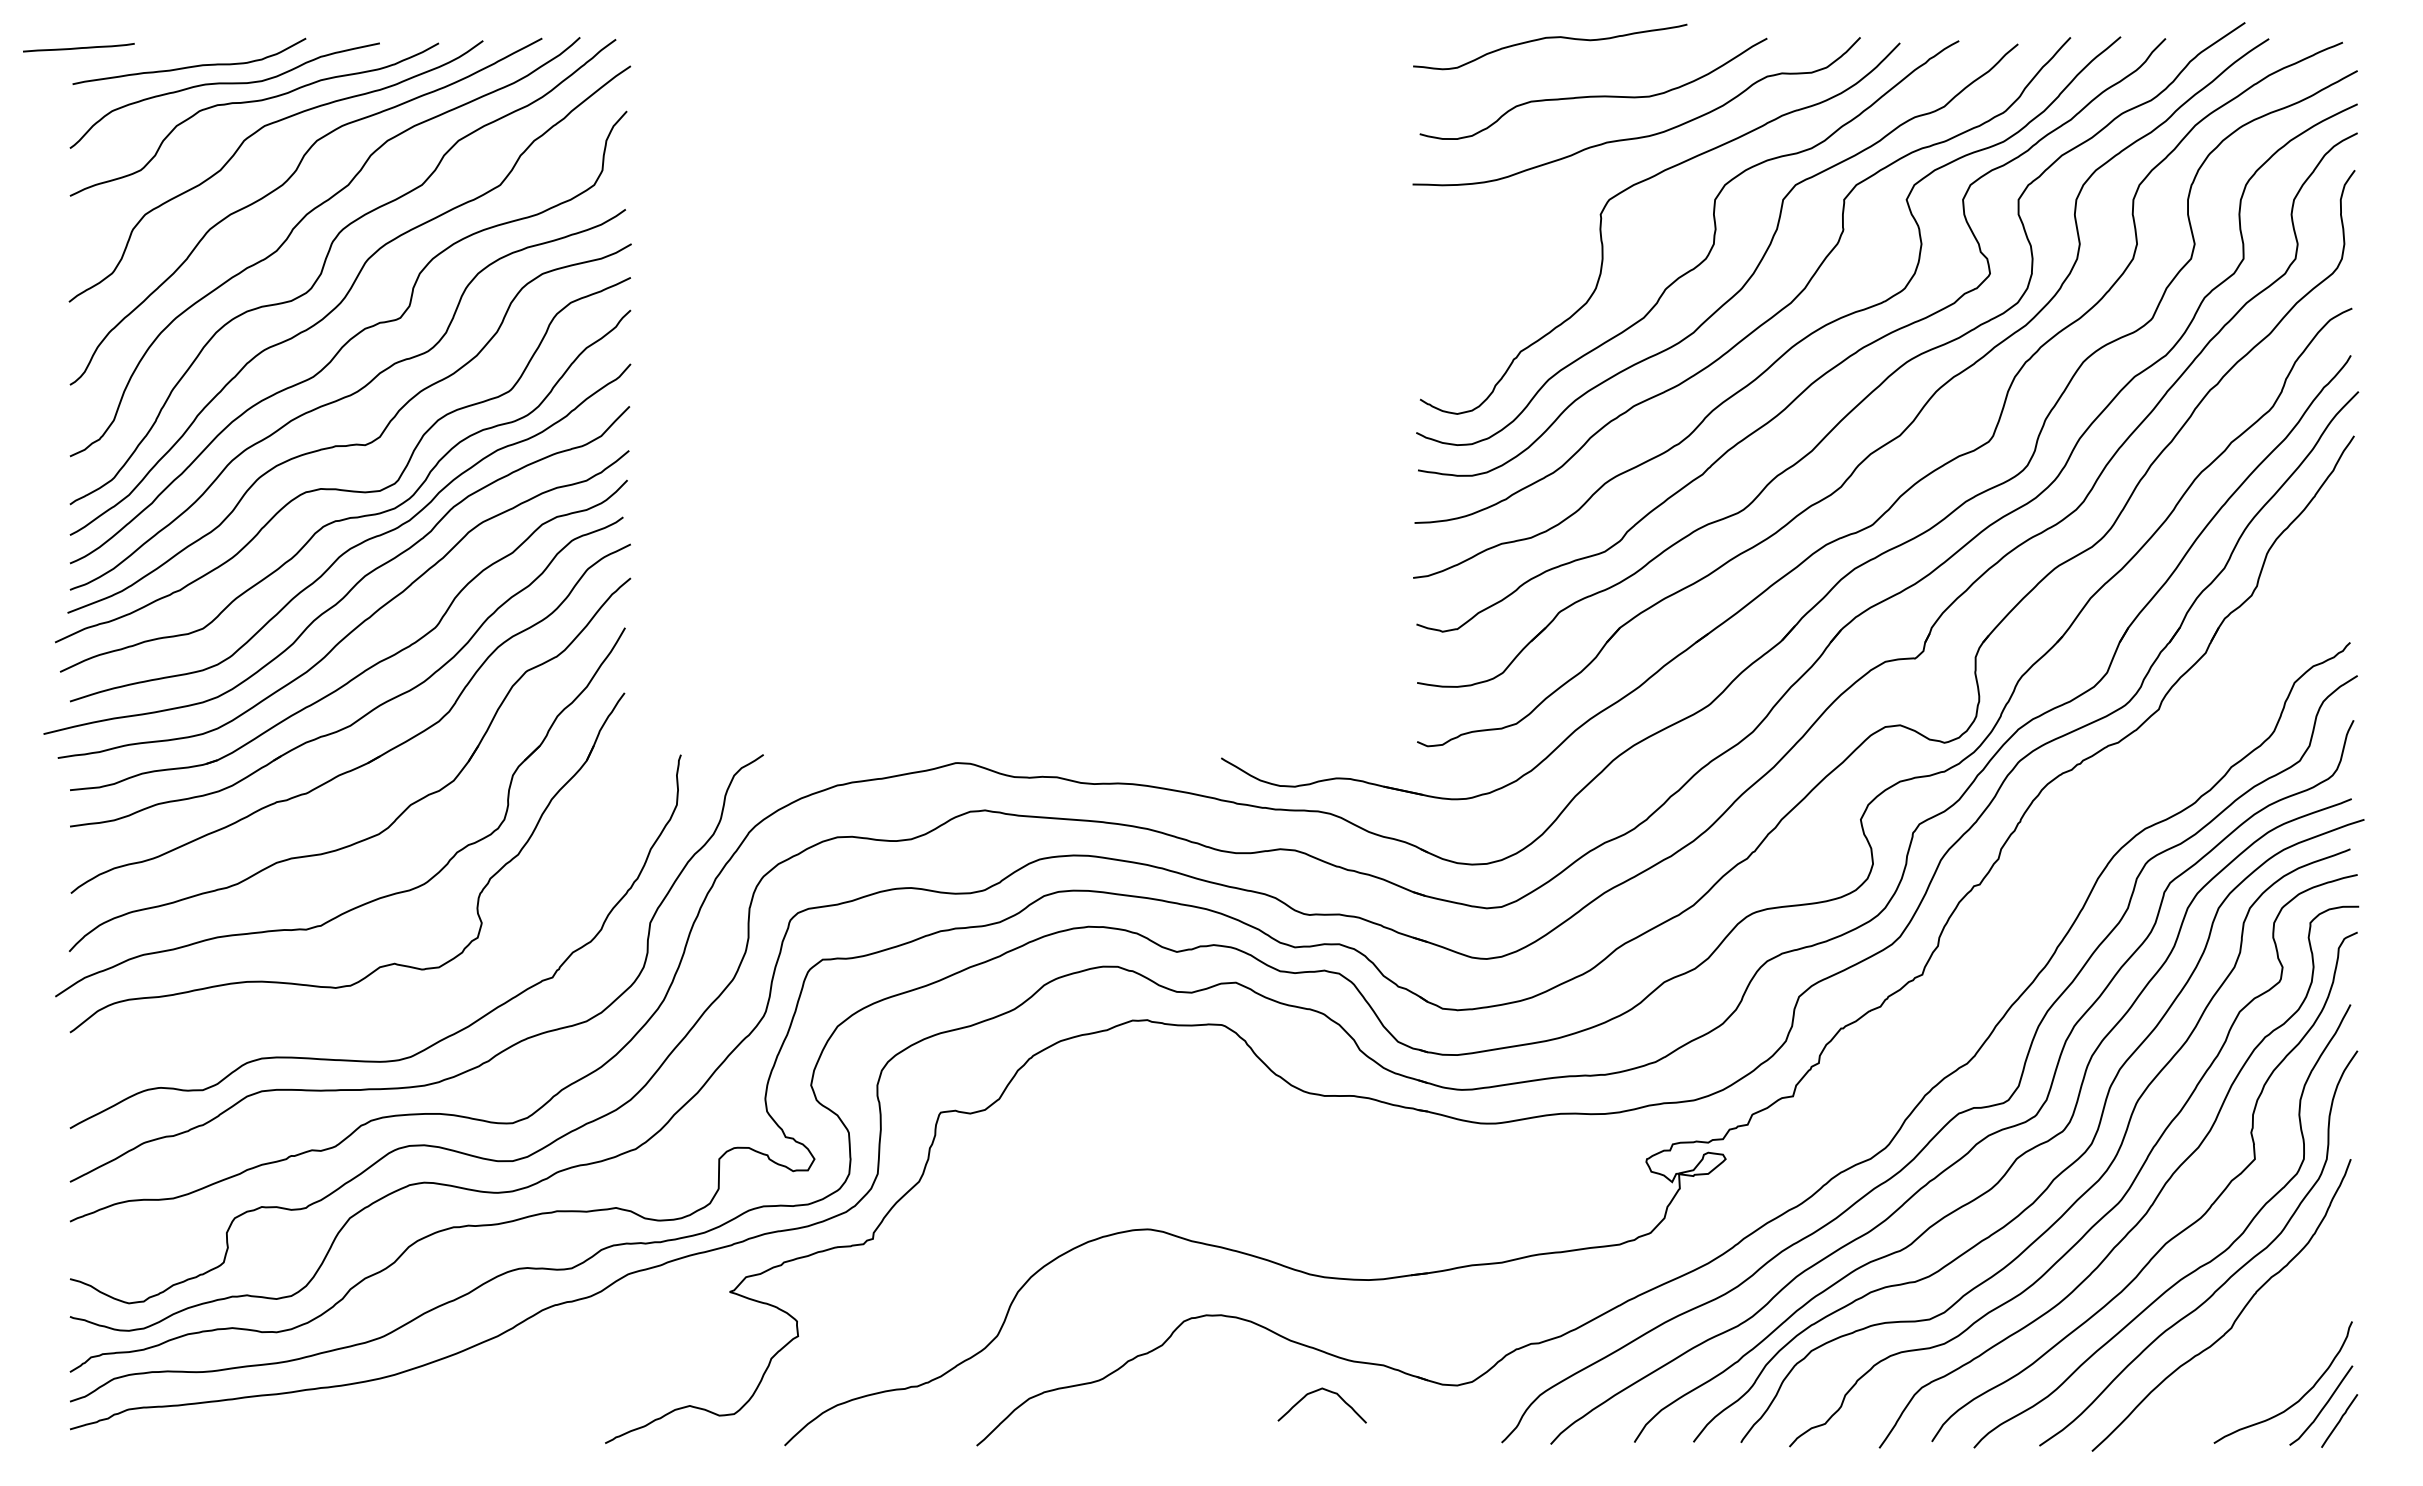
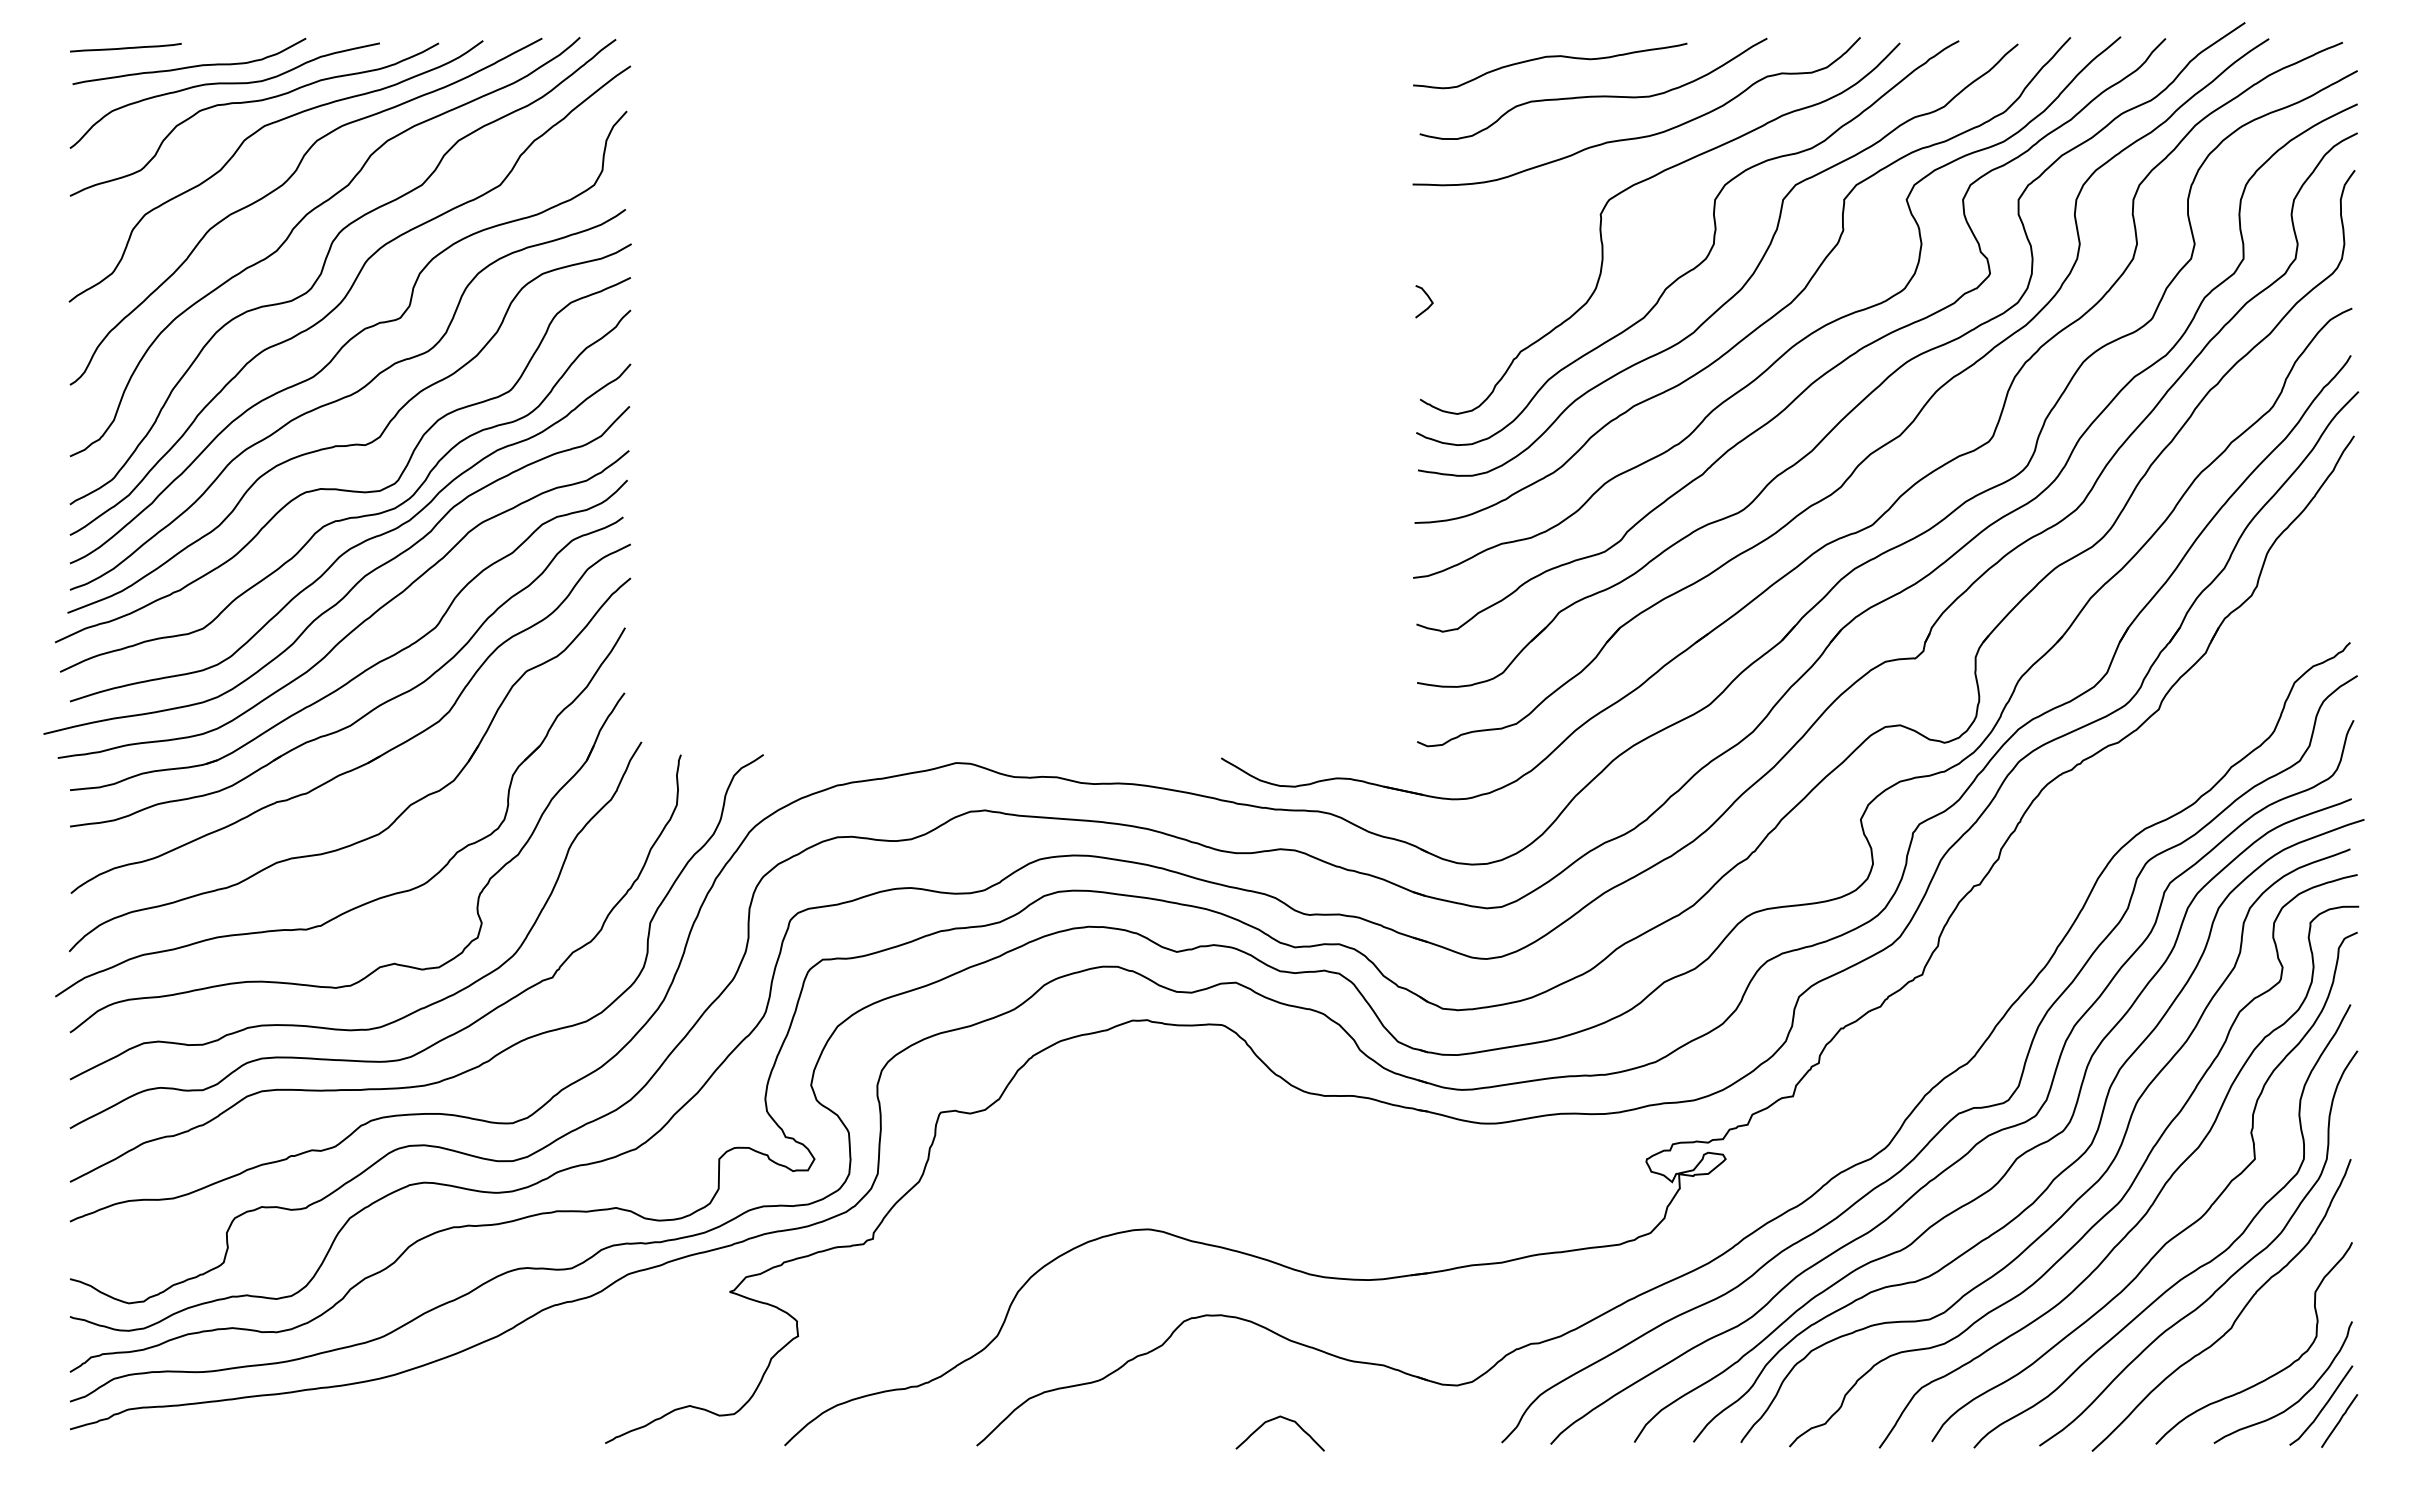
curve position: (1550, 38) -> (1550, 57) (1550, 57)
line position: (78, 47) -> (125, 47) (125, 47)
curve: none -> present (1428, 298)
curve: none -> present (398, 1018)
curve: none -> present (2274, 1373)
curve position: (1315, 1392) -> (1273, 1420) (1273, 1420)
